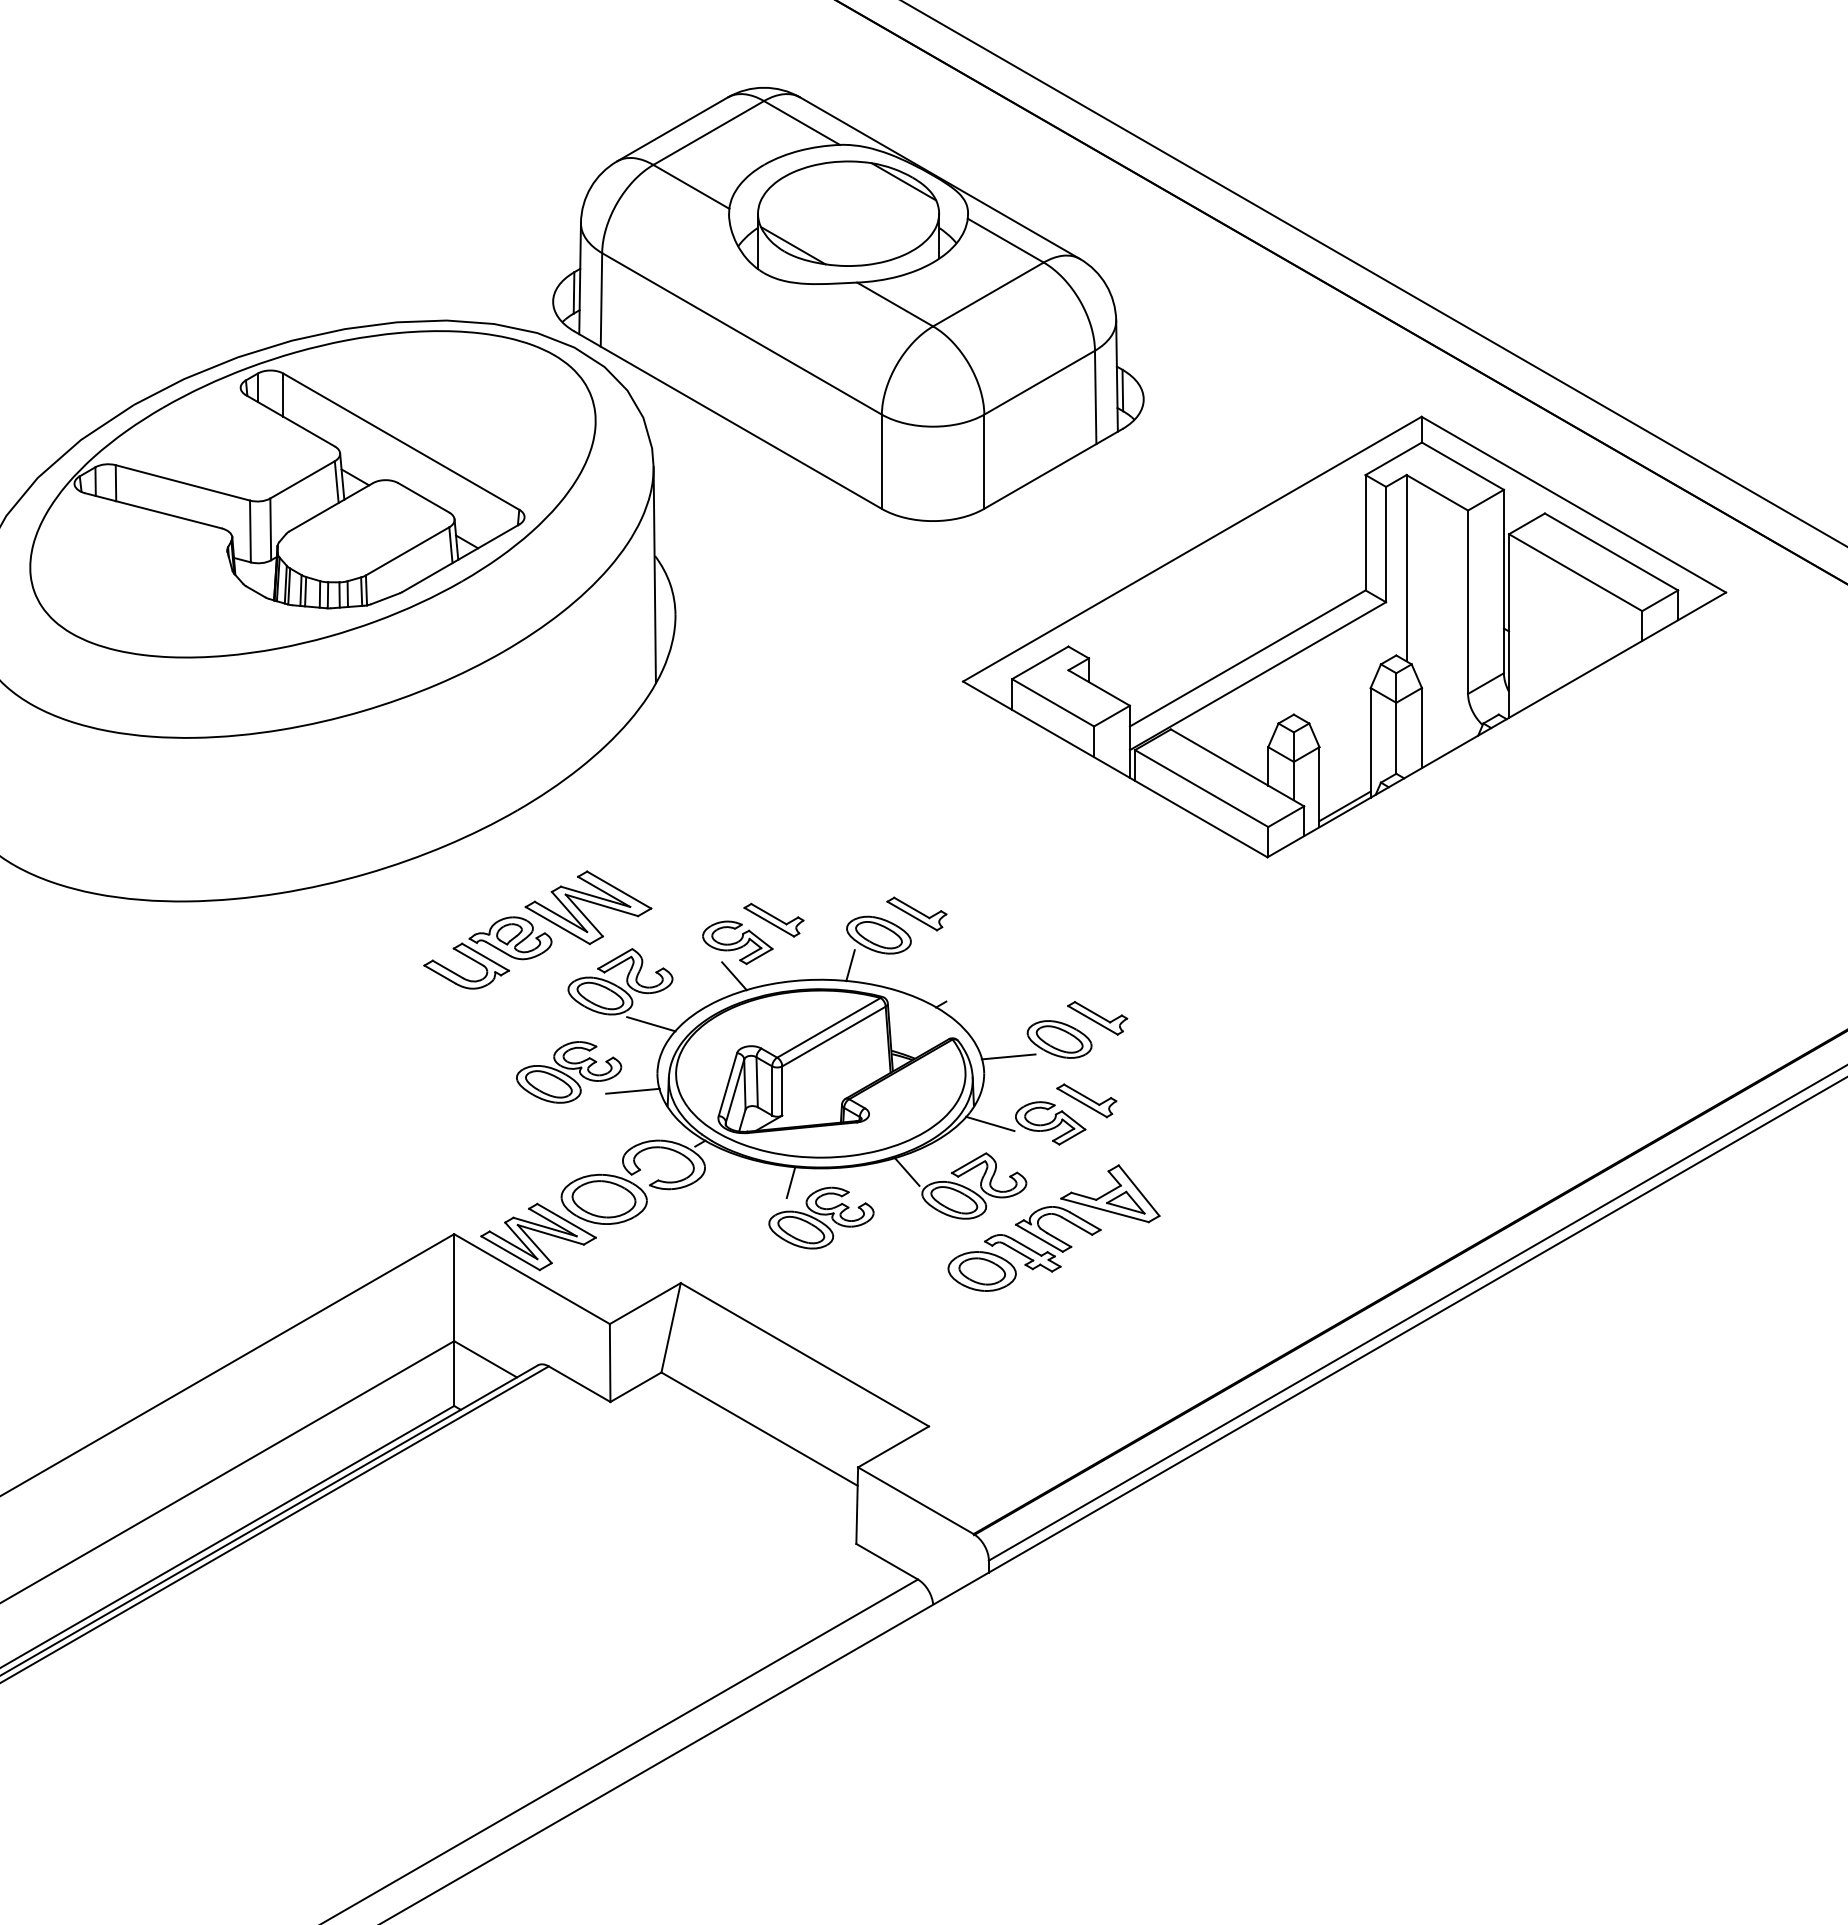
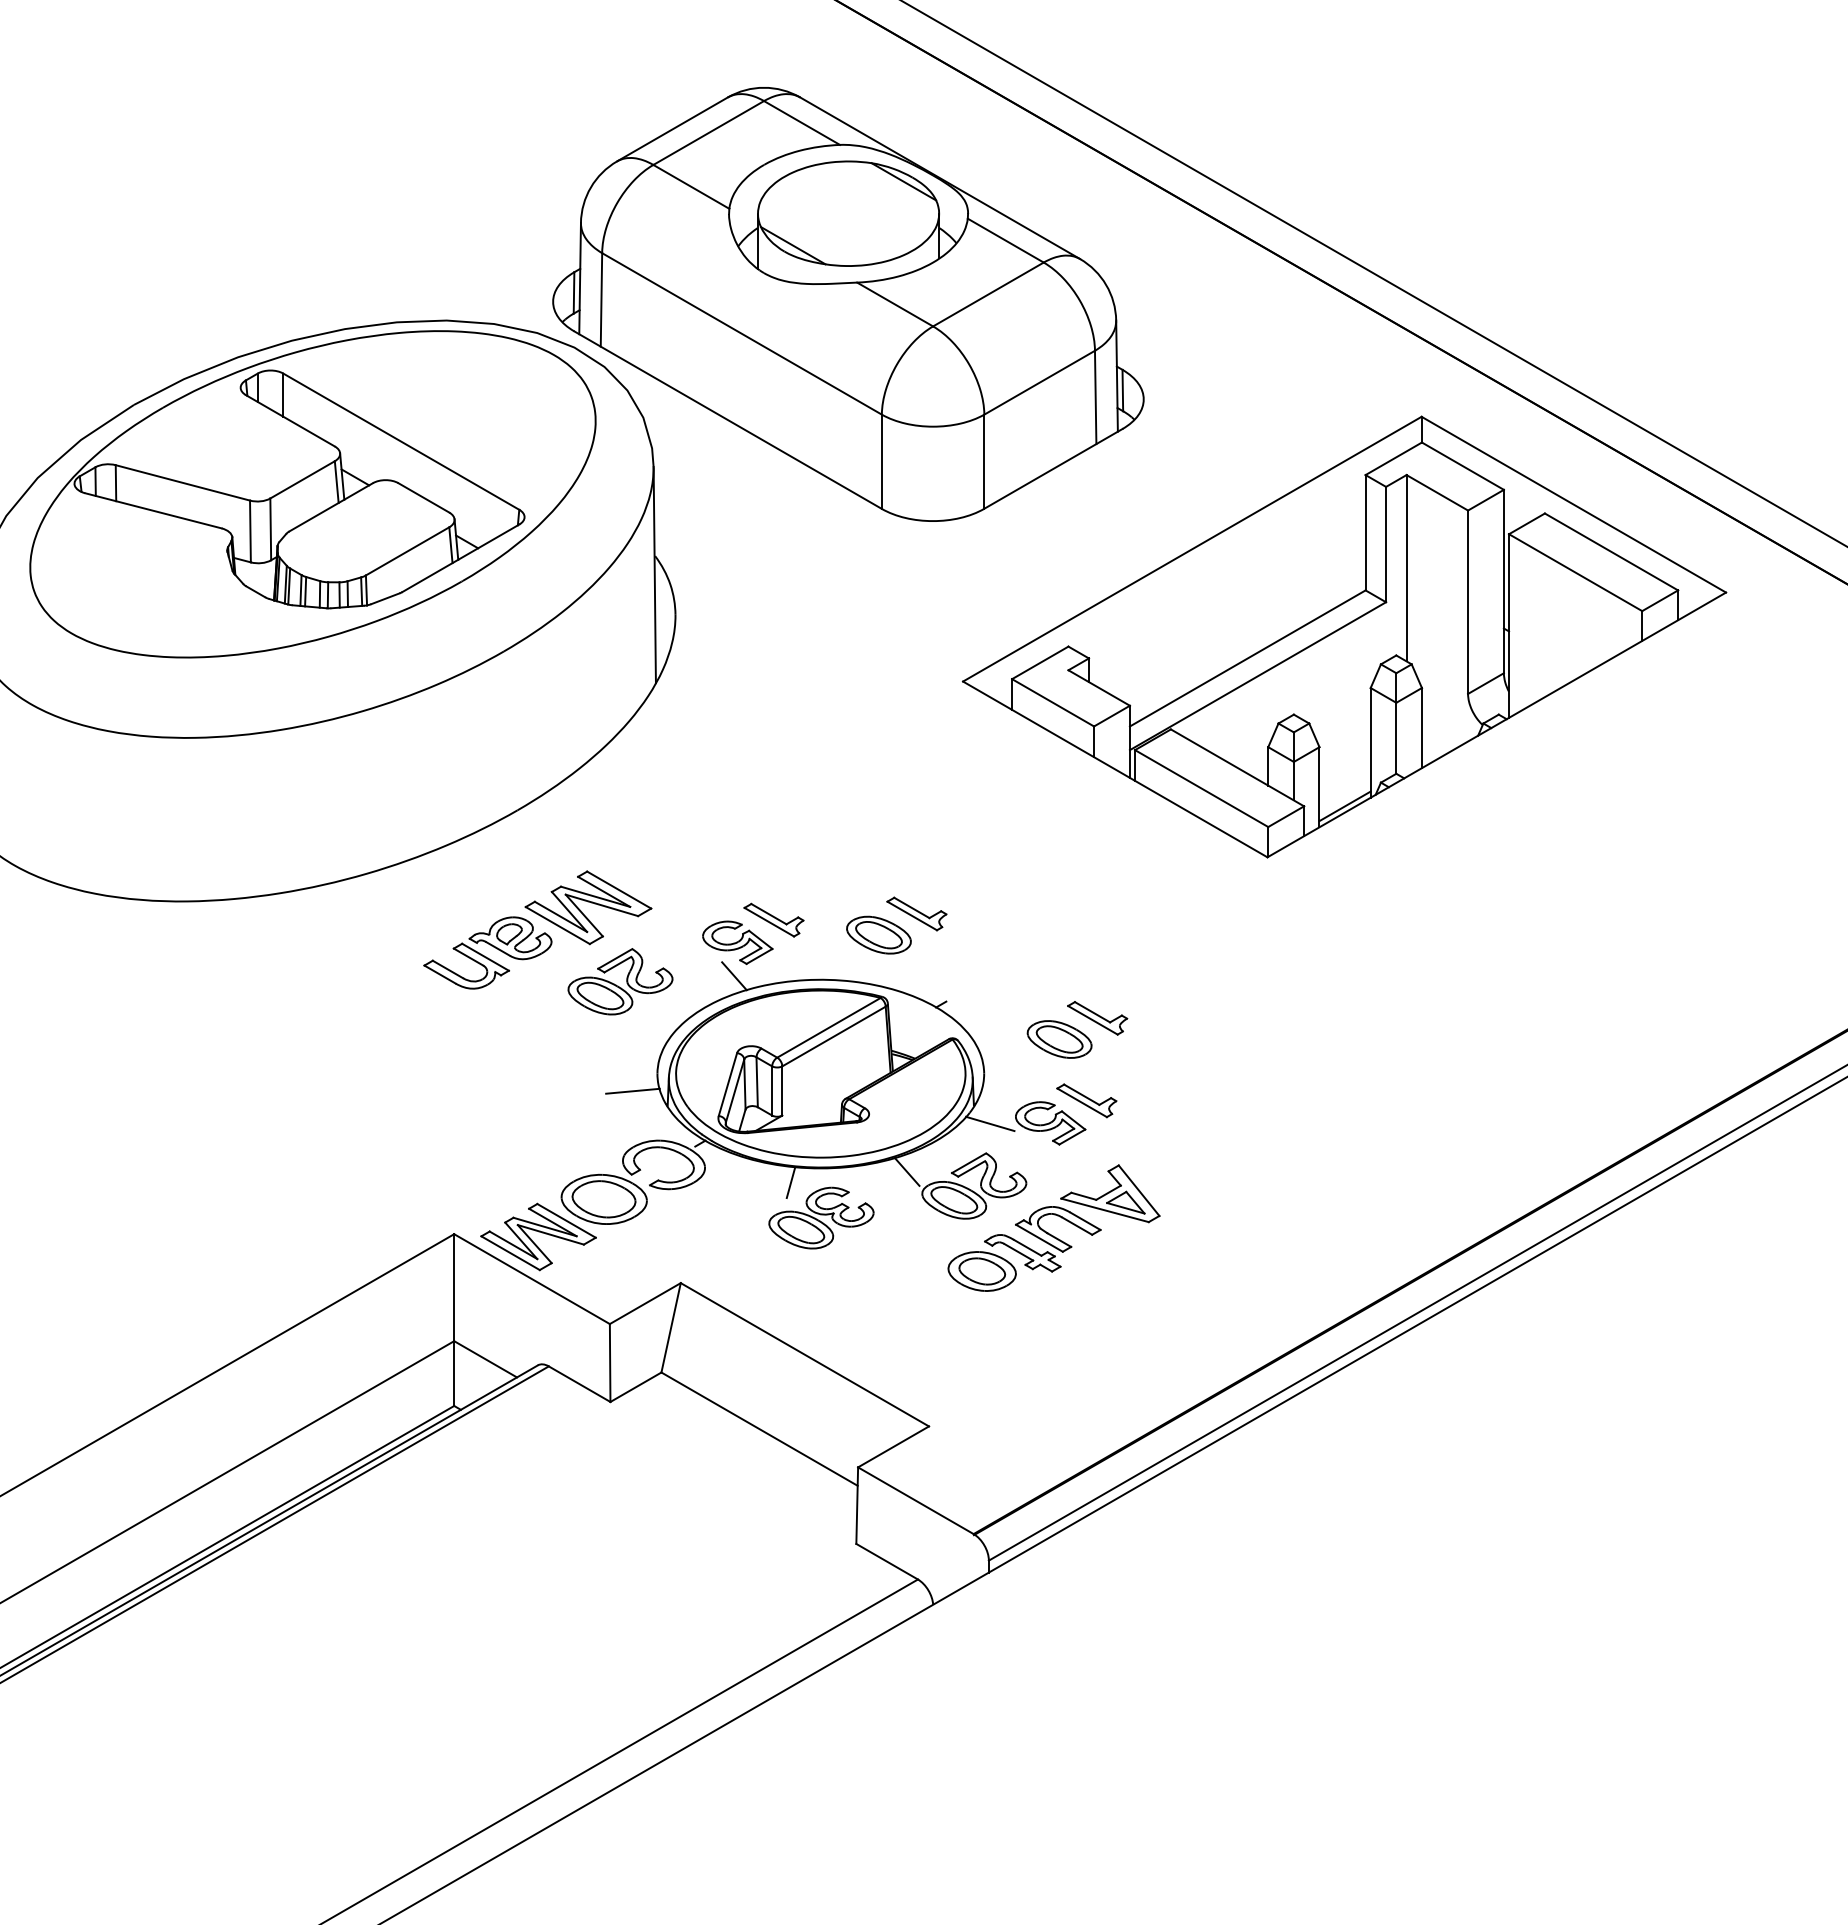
line: present -> none (850, 965)
line: present -> none (651, 1024)
line: present -> none (1008, 1056)
part: present -> none (569, 1072)
